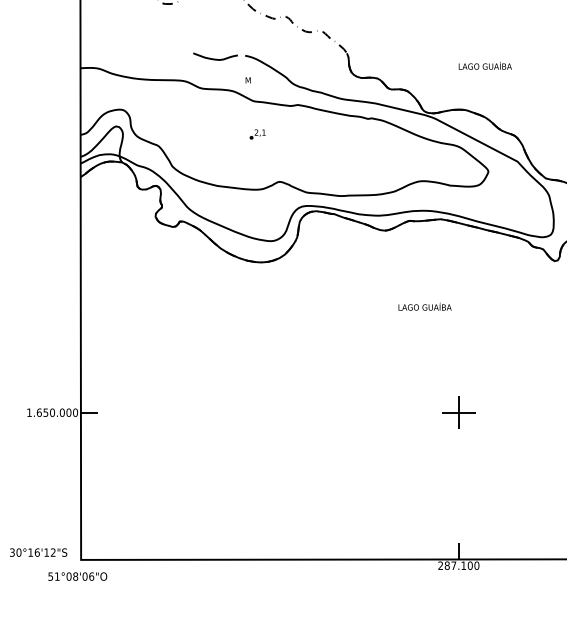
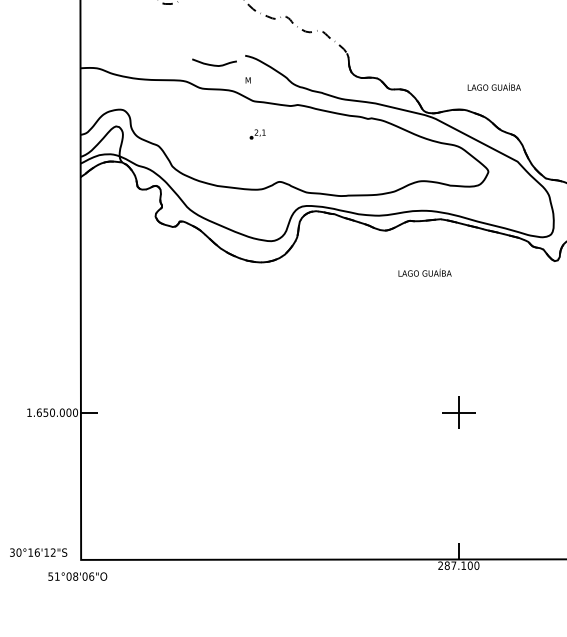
curve position: (215, 58) -> (214, 64) (214, 64)
text position: (484, 65) -> (493, 86) (493, 86)
text position: (424, 306) -> (424, 272) (424, 272)
